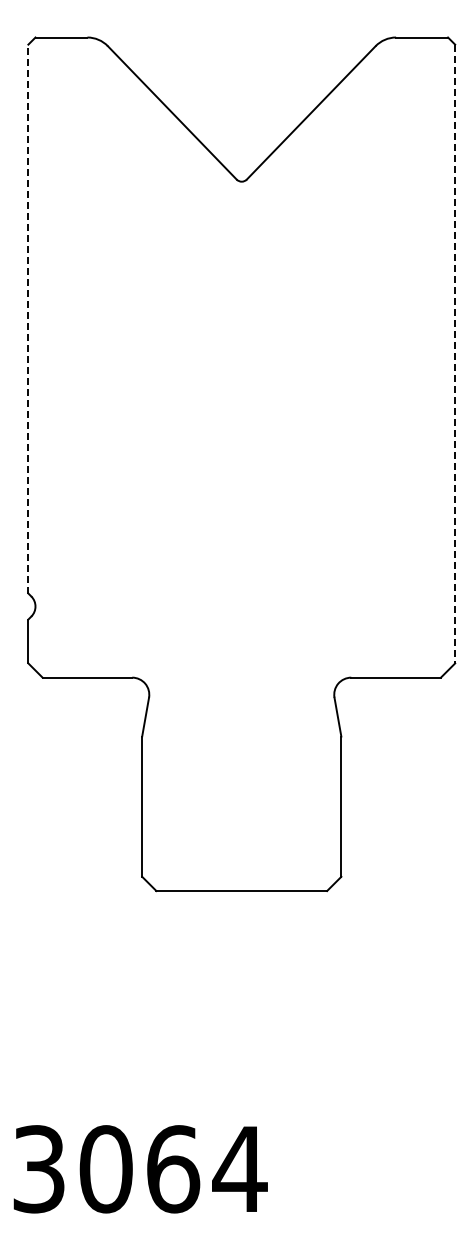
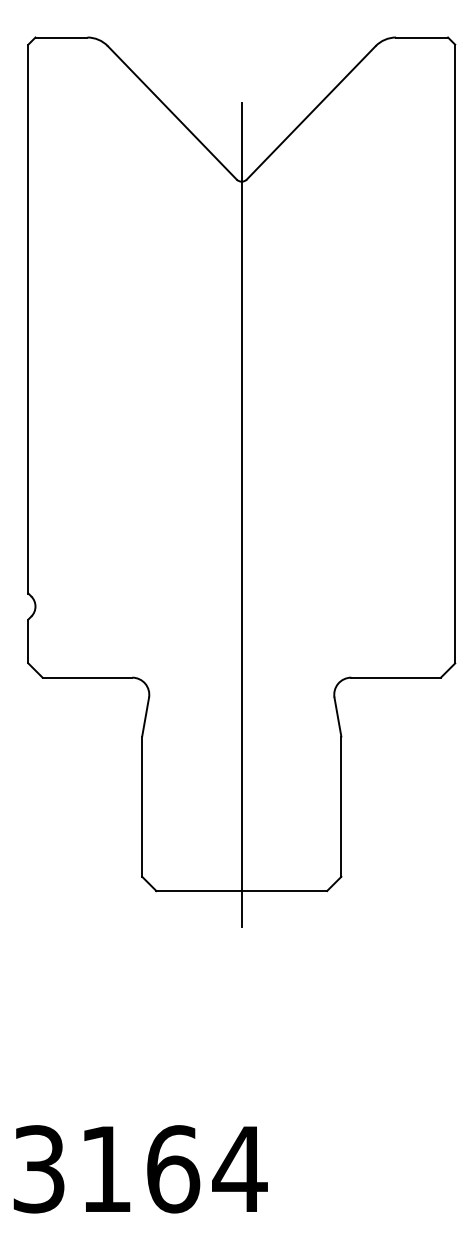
line: dashed -> solid (28, 318)
line: dashed -> solid (455, 354)
line: none -> present (241, 514)
text: 3064 -> 3164 (105, 1169)
